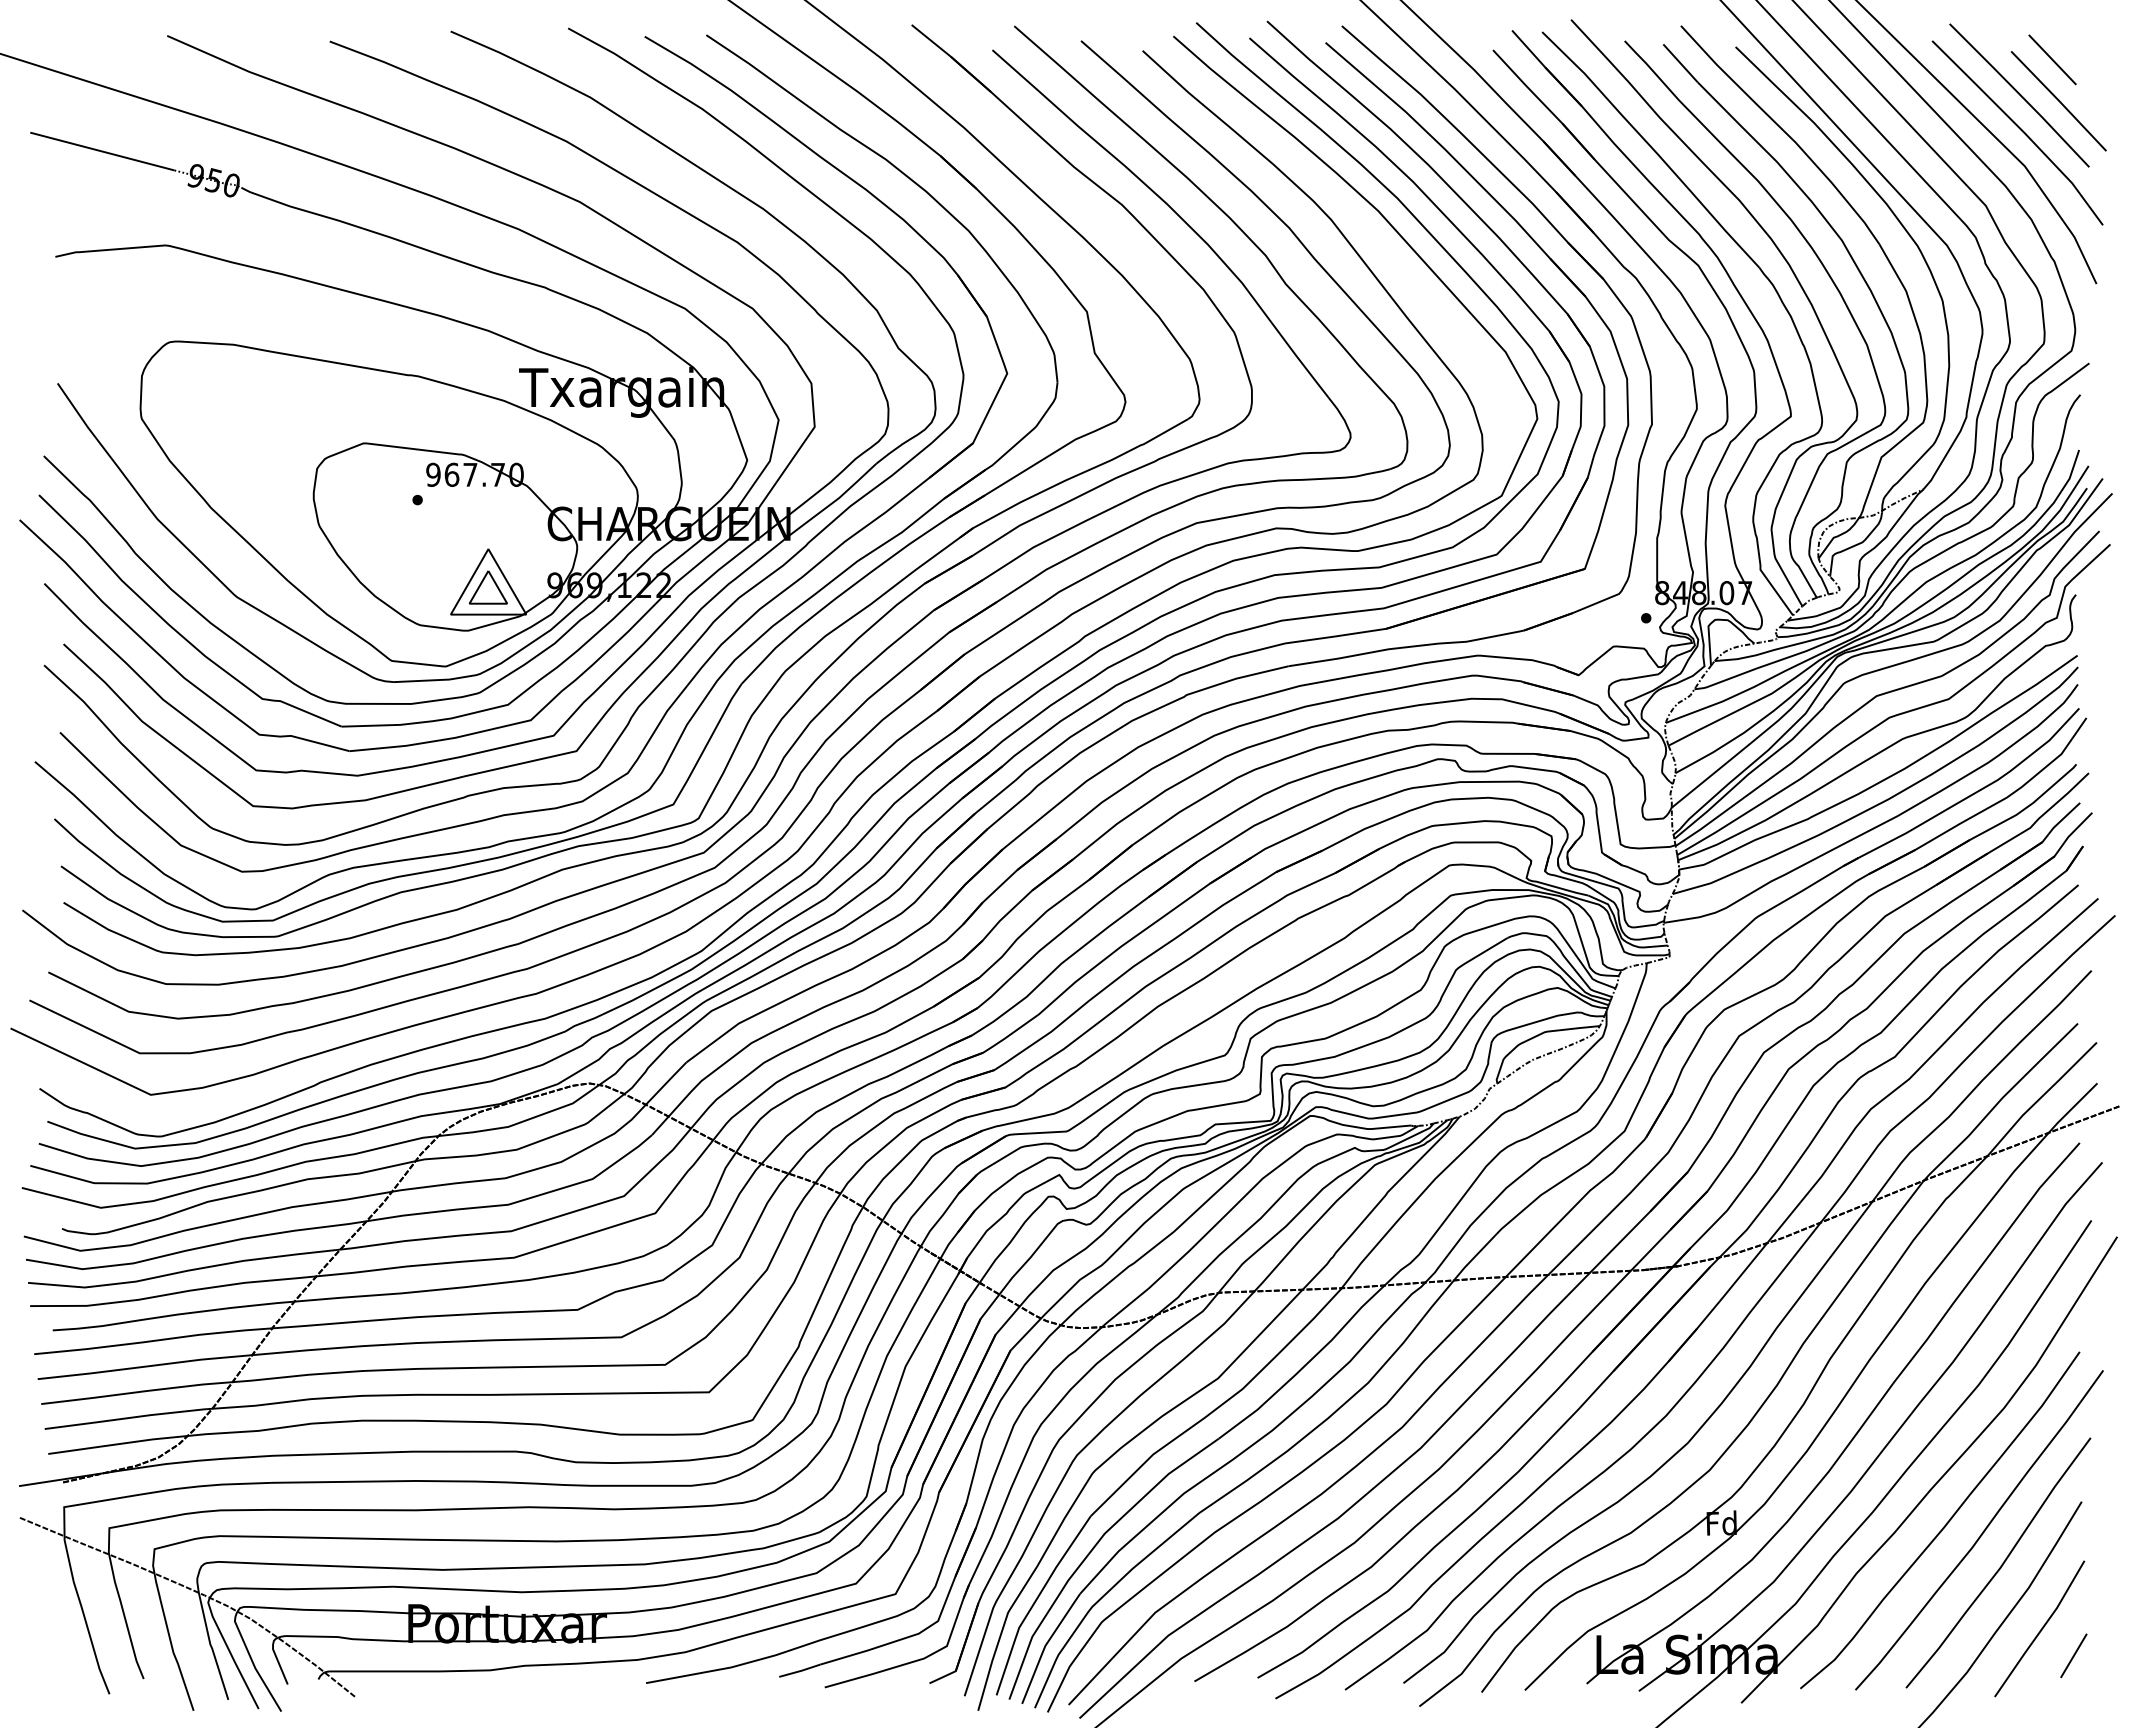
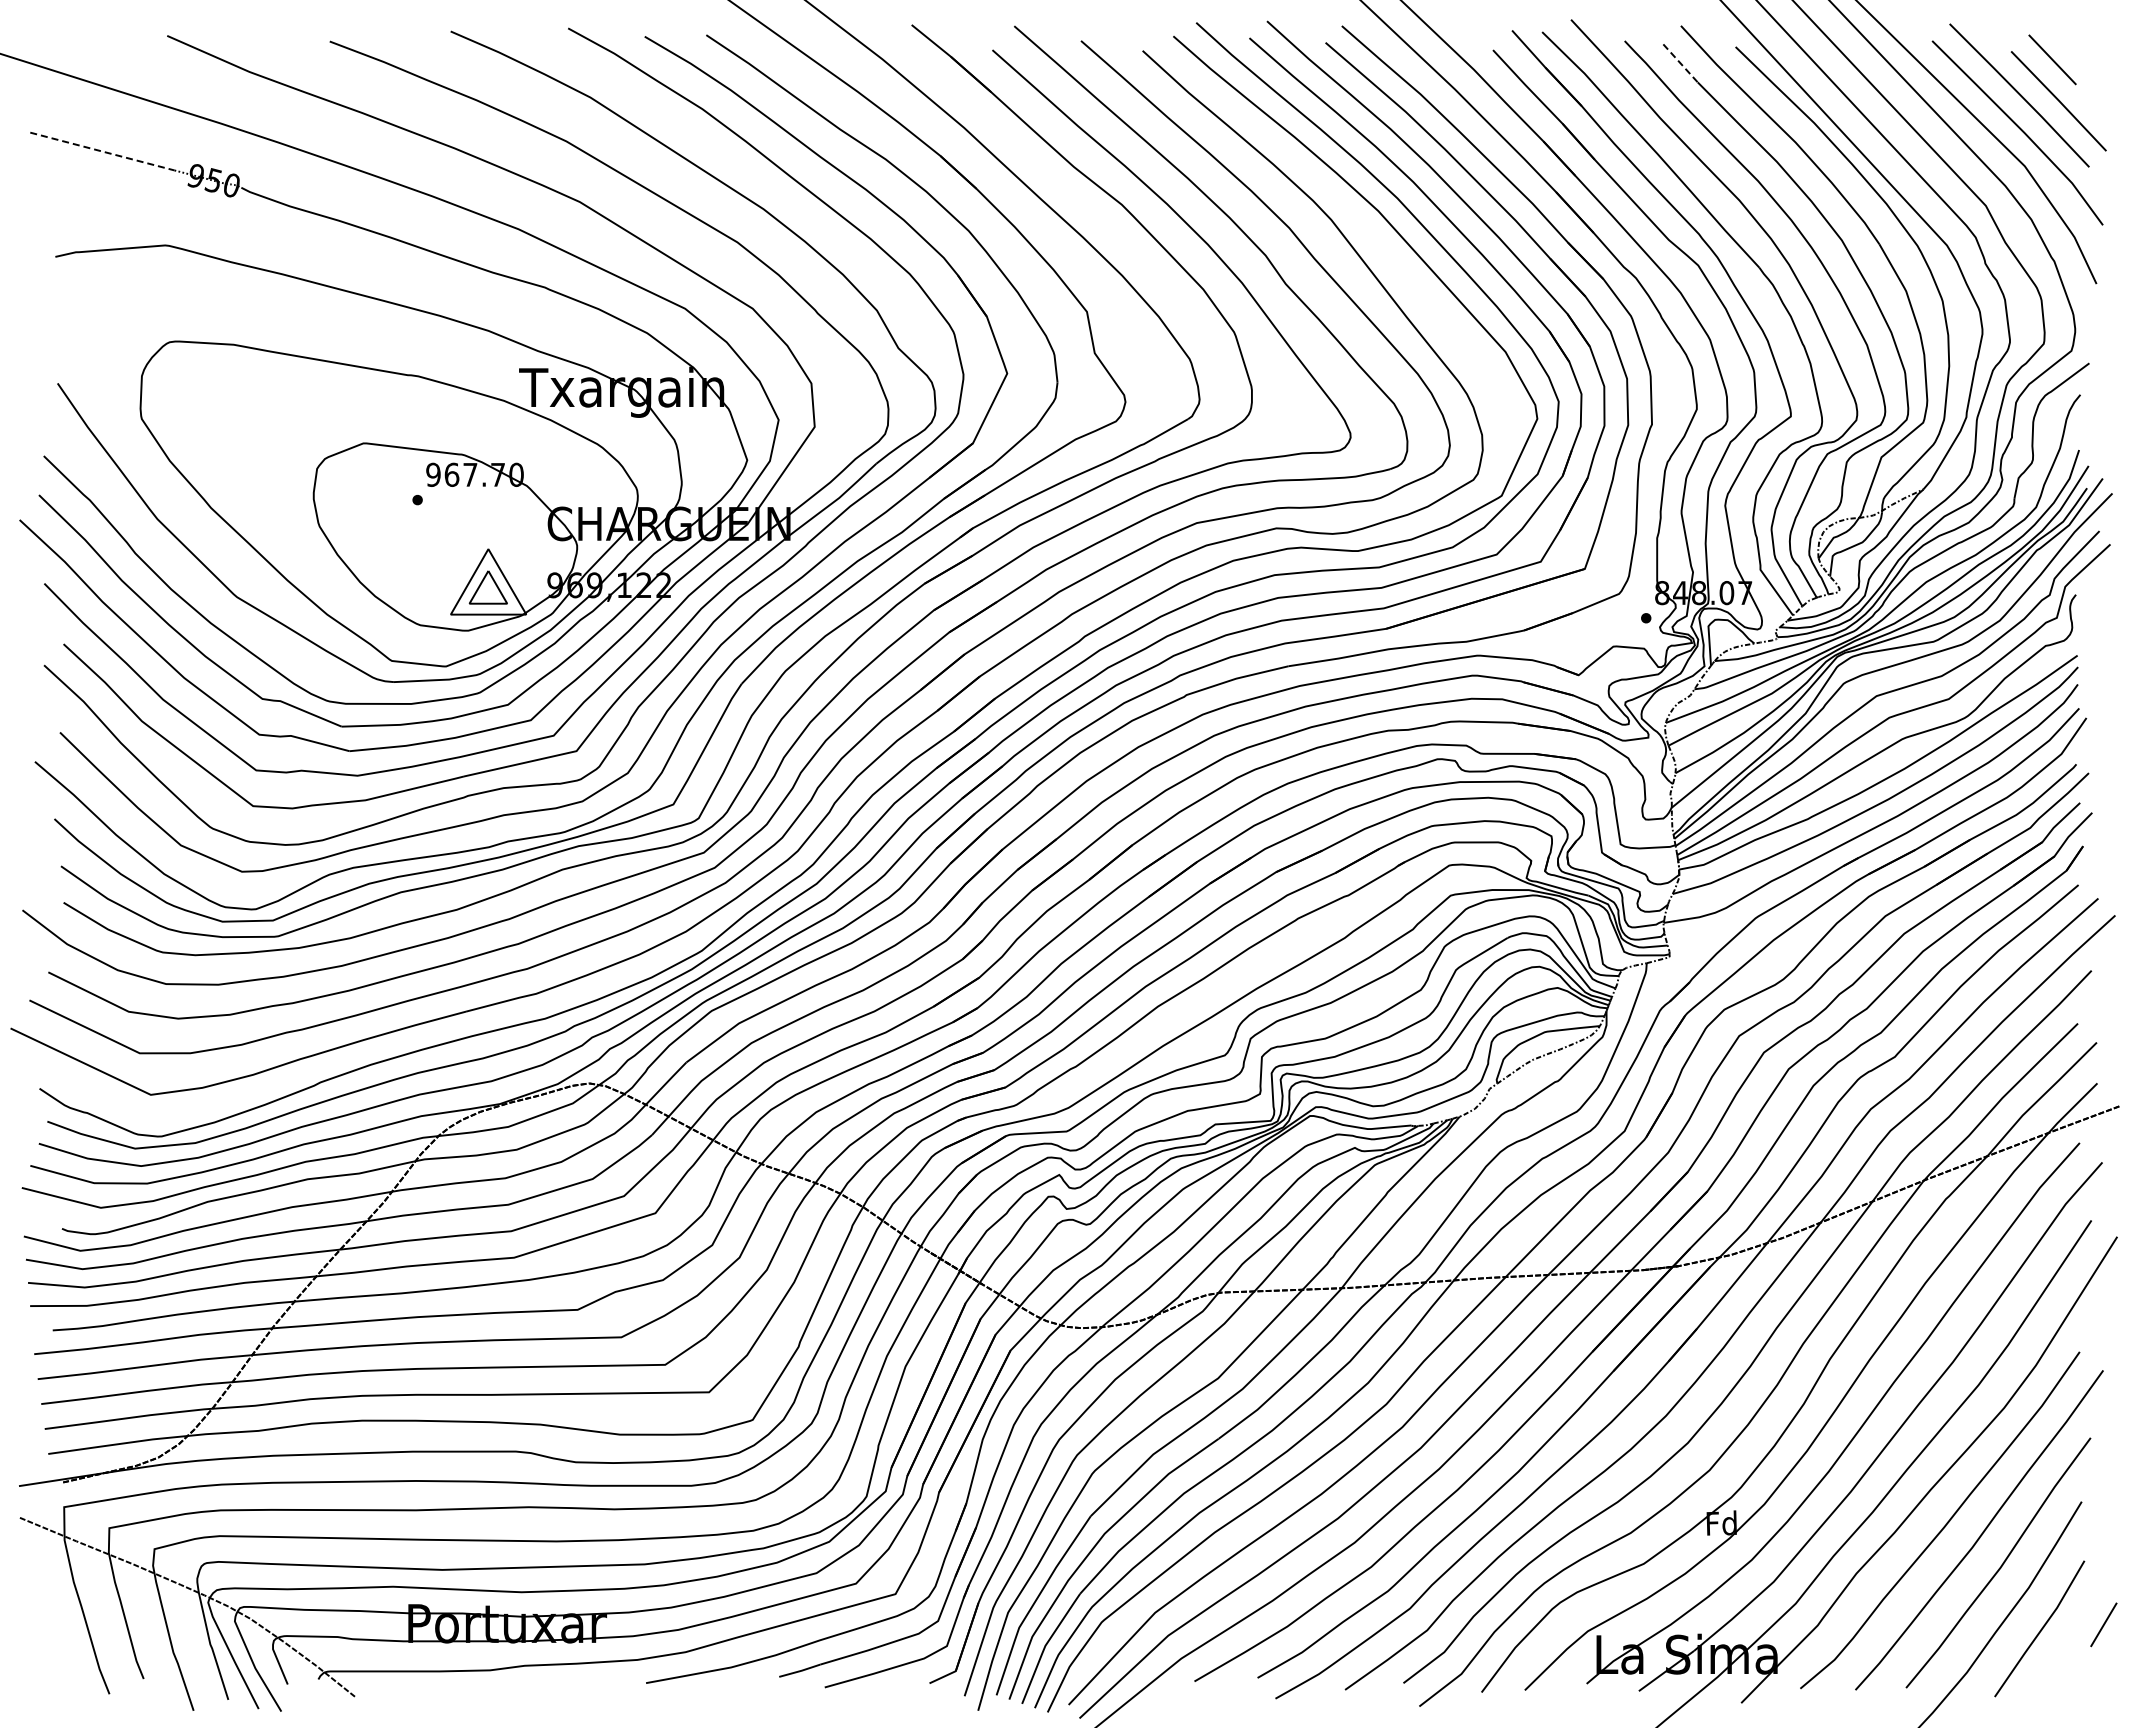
line: solid -> dashed (1680, 63)
line: solid -> dashed (102, 151)
line position: (2073, 1655) -> (2103, 1624) (2103, 1624)
